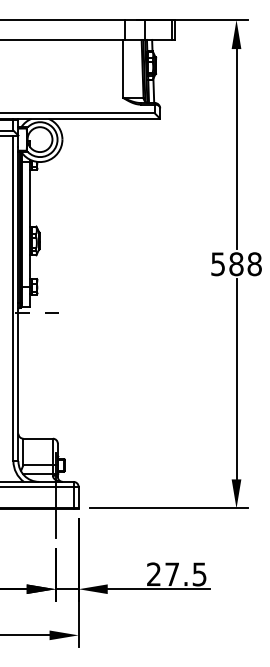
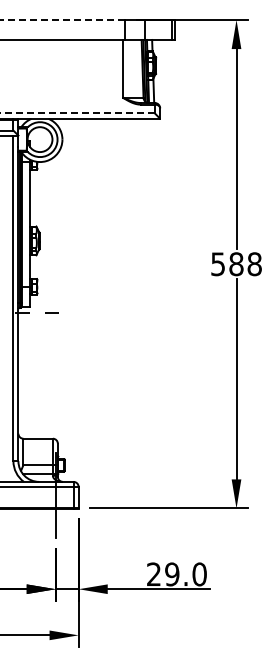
line: solid -> dashed (62, 20)
line: solid -> dashed (77, 113)
text: 27.5 -> 29.0 (185, 574)
